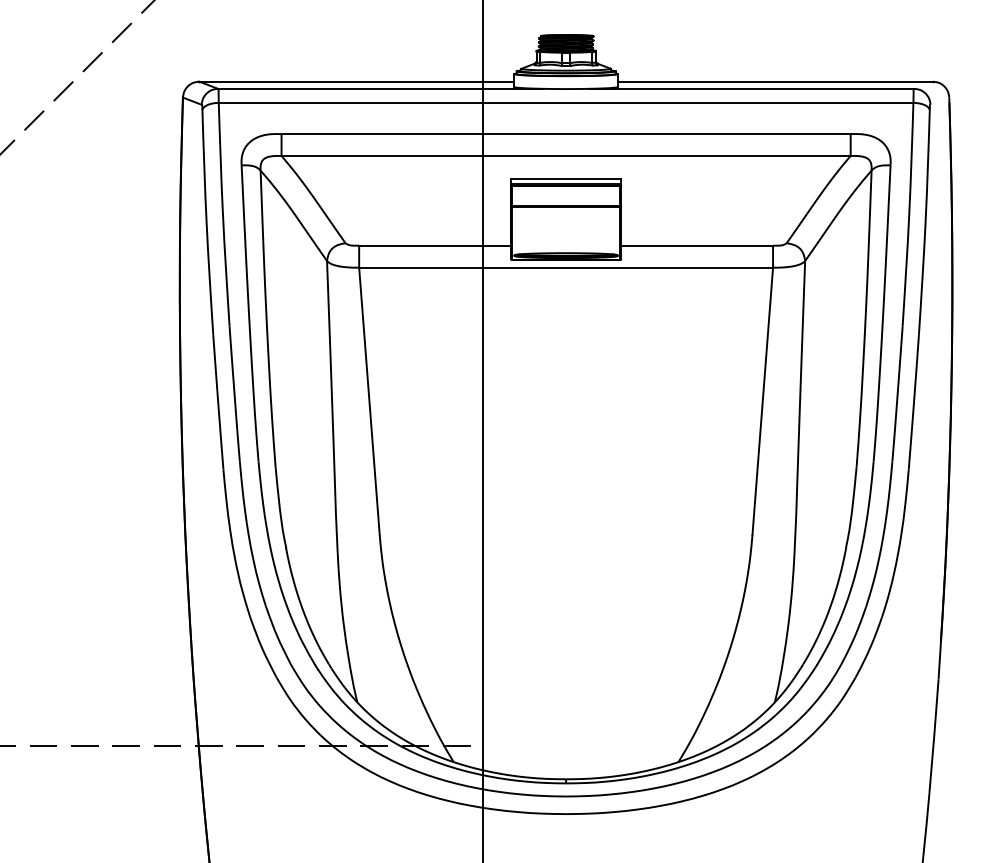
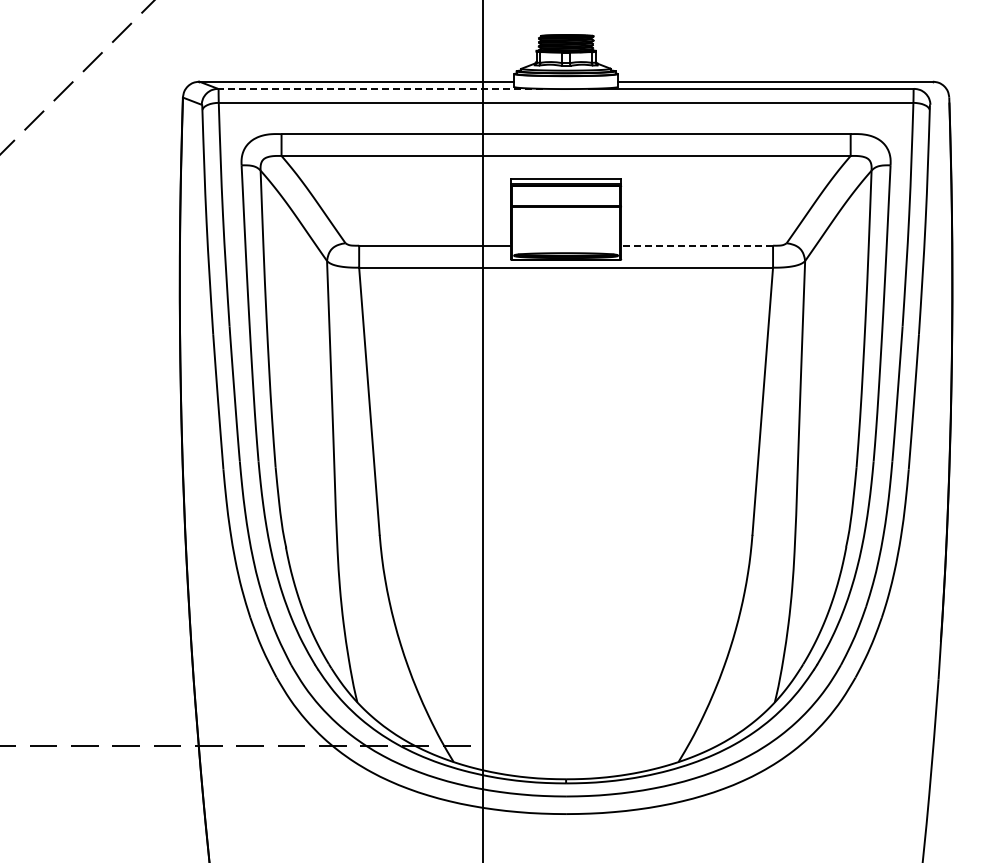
line: solid -> dashed (380, 88)
line: solid -> dashed (697, 245)
